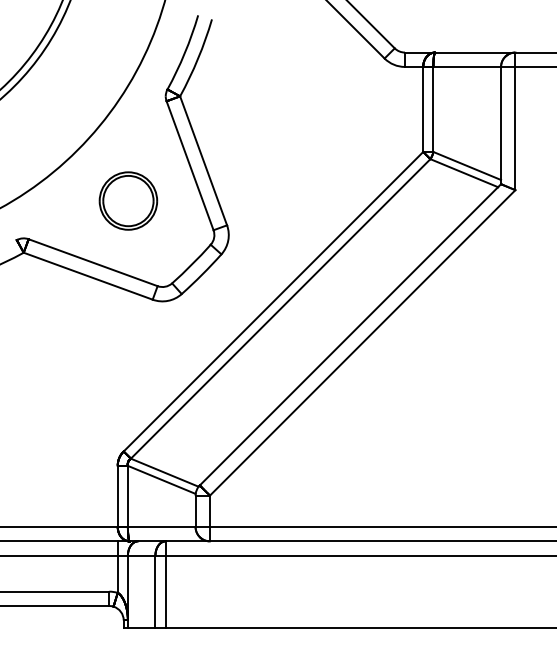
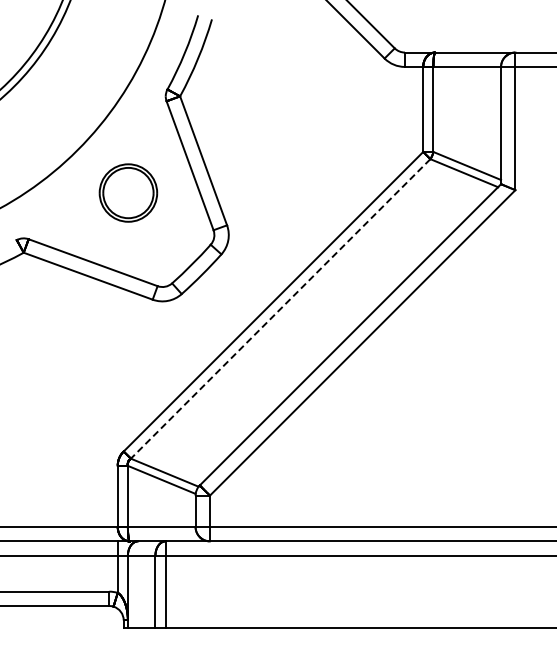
part position: (128, 200) -> (128, 192) (128, 192)
line: solid -> dashed (280, 308)
